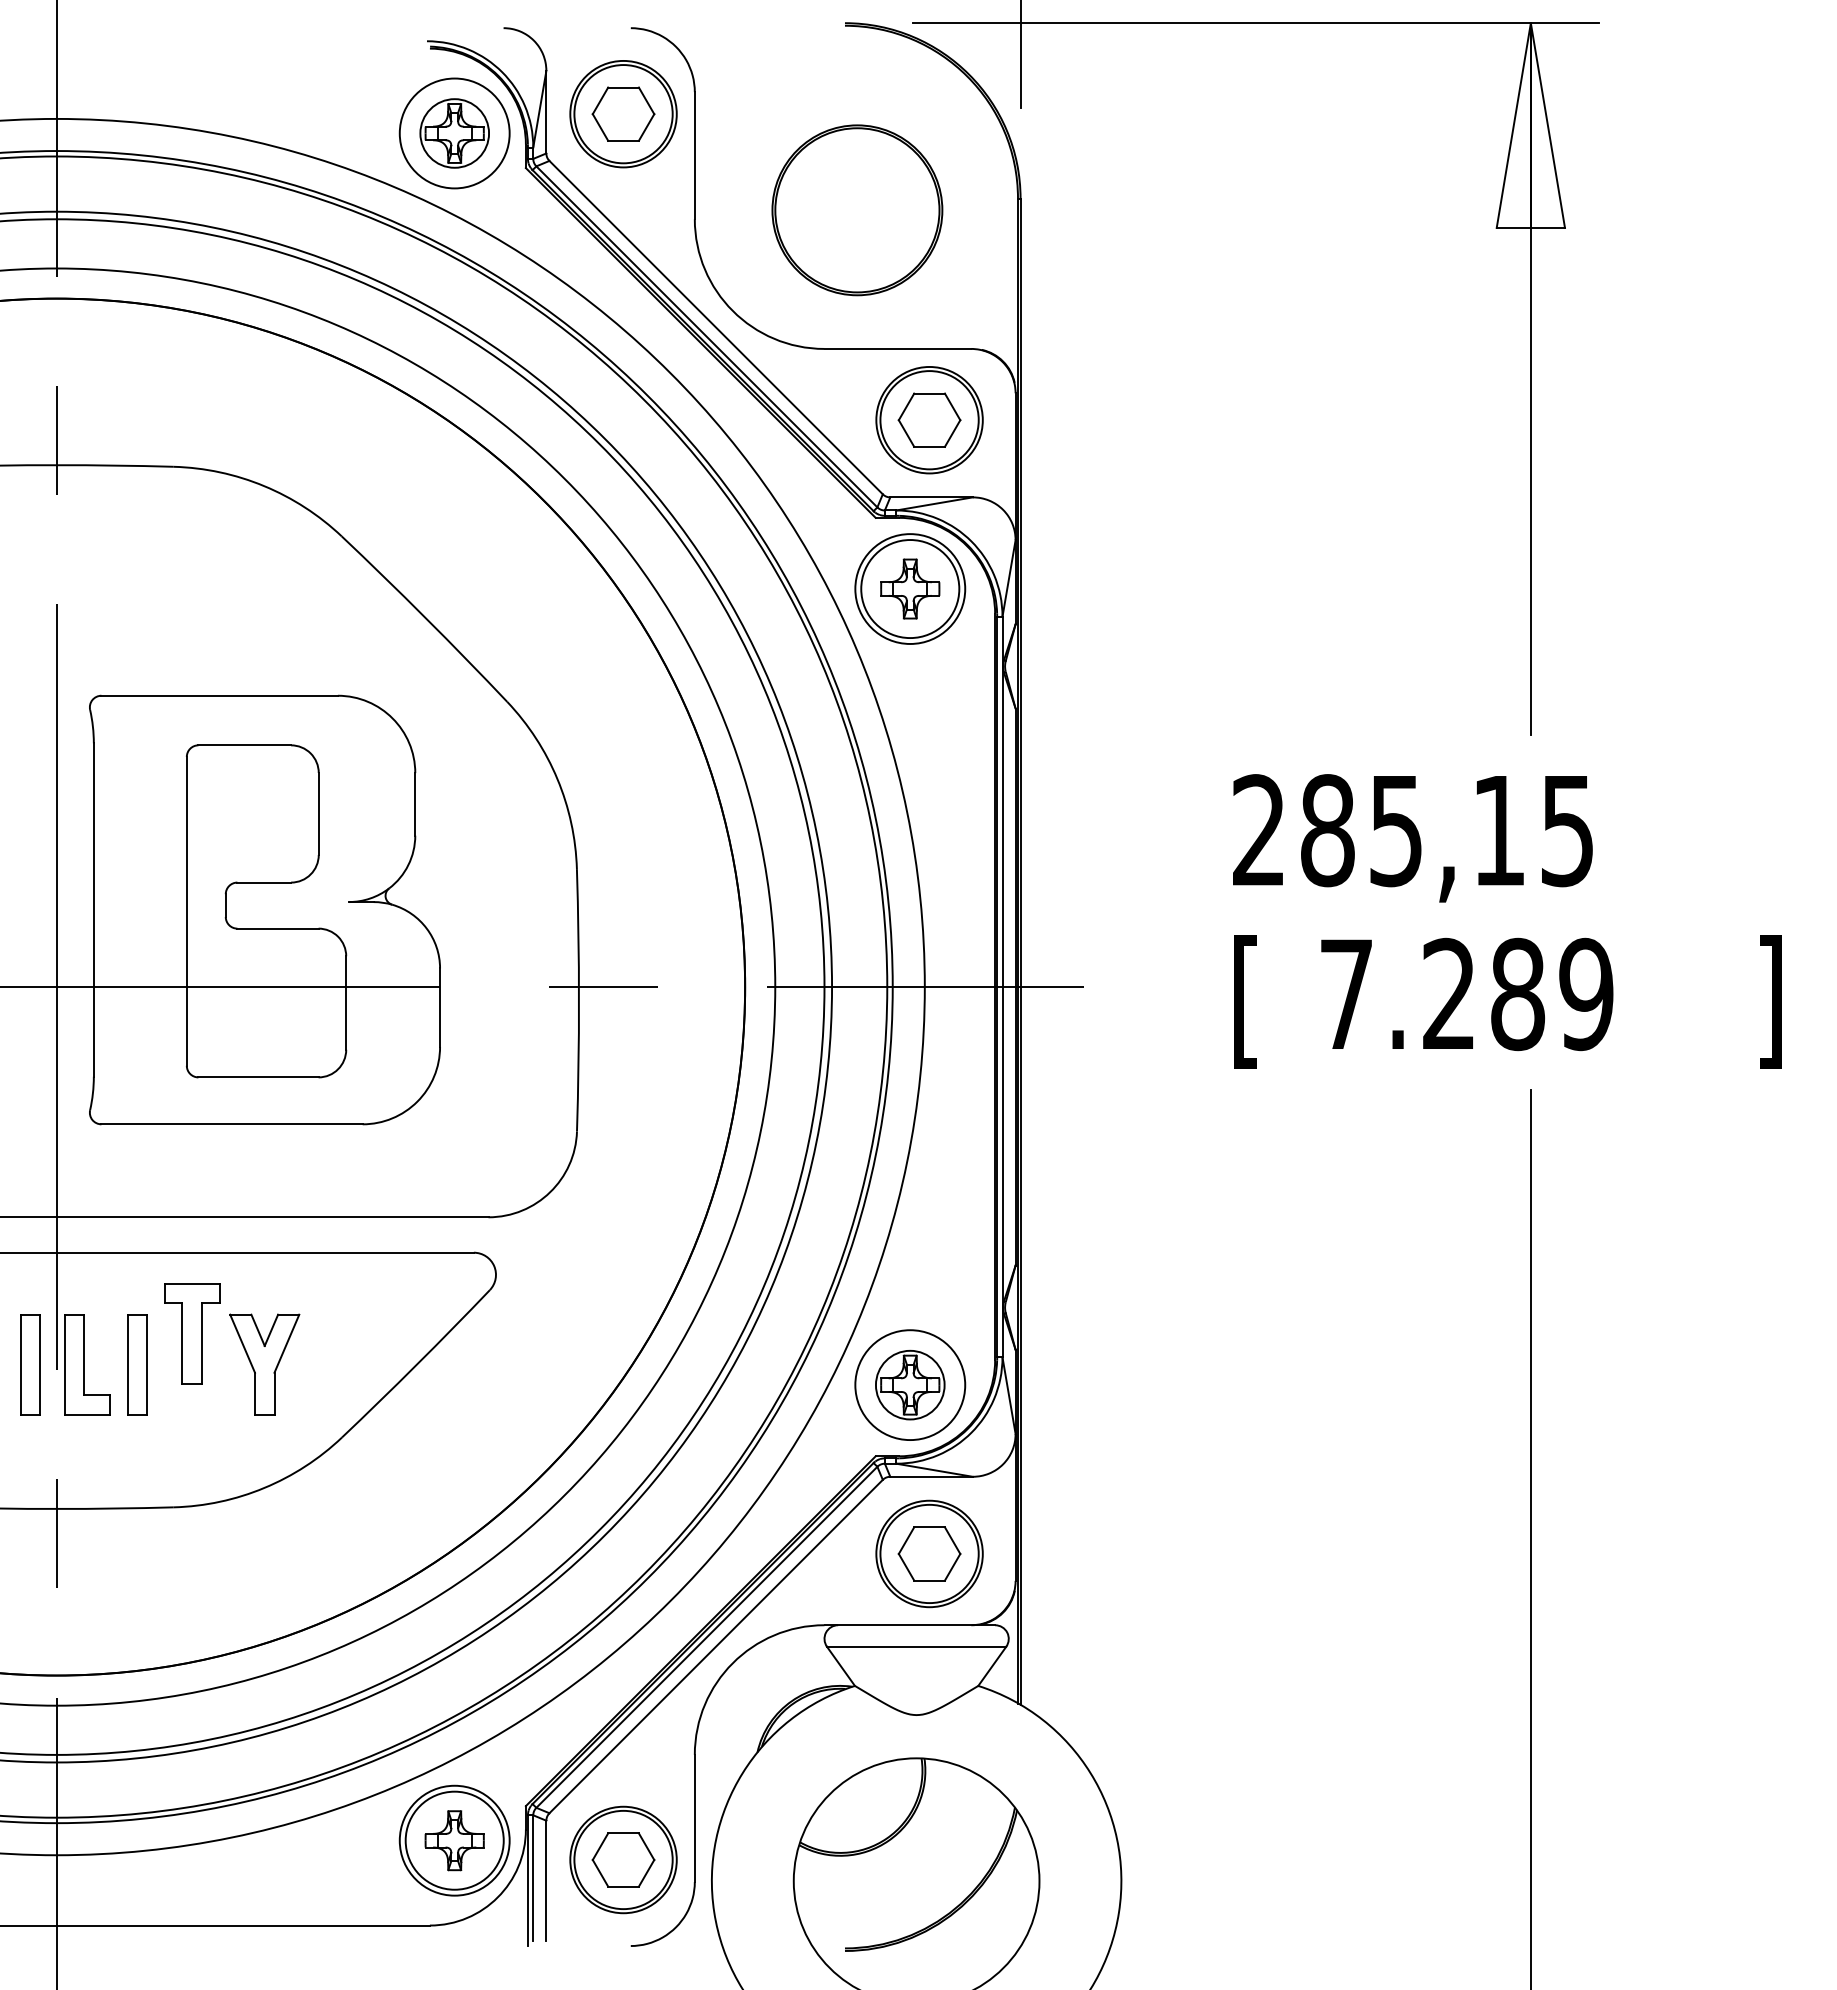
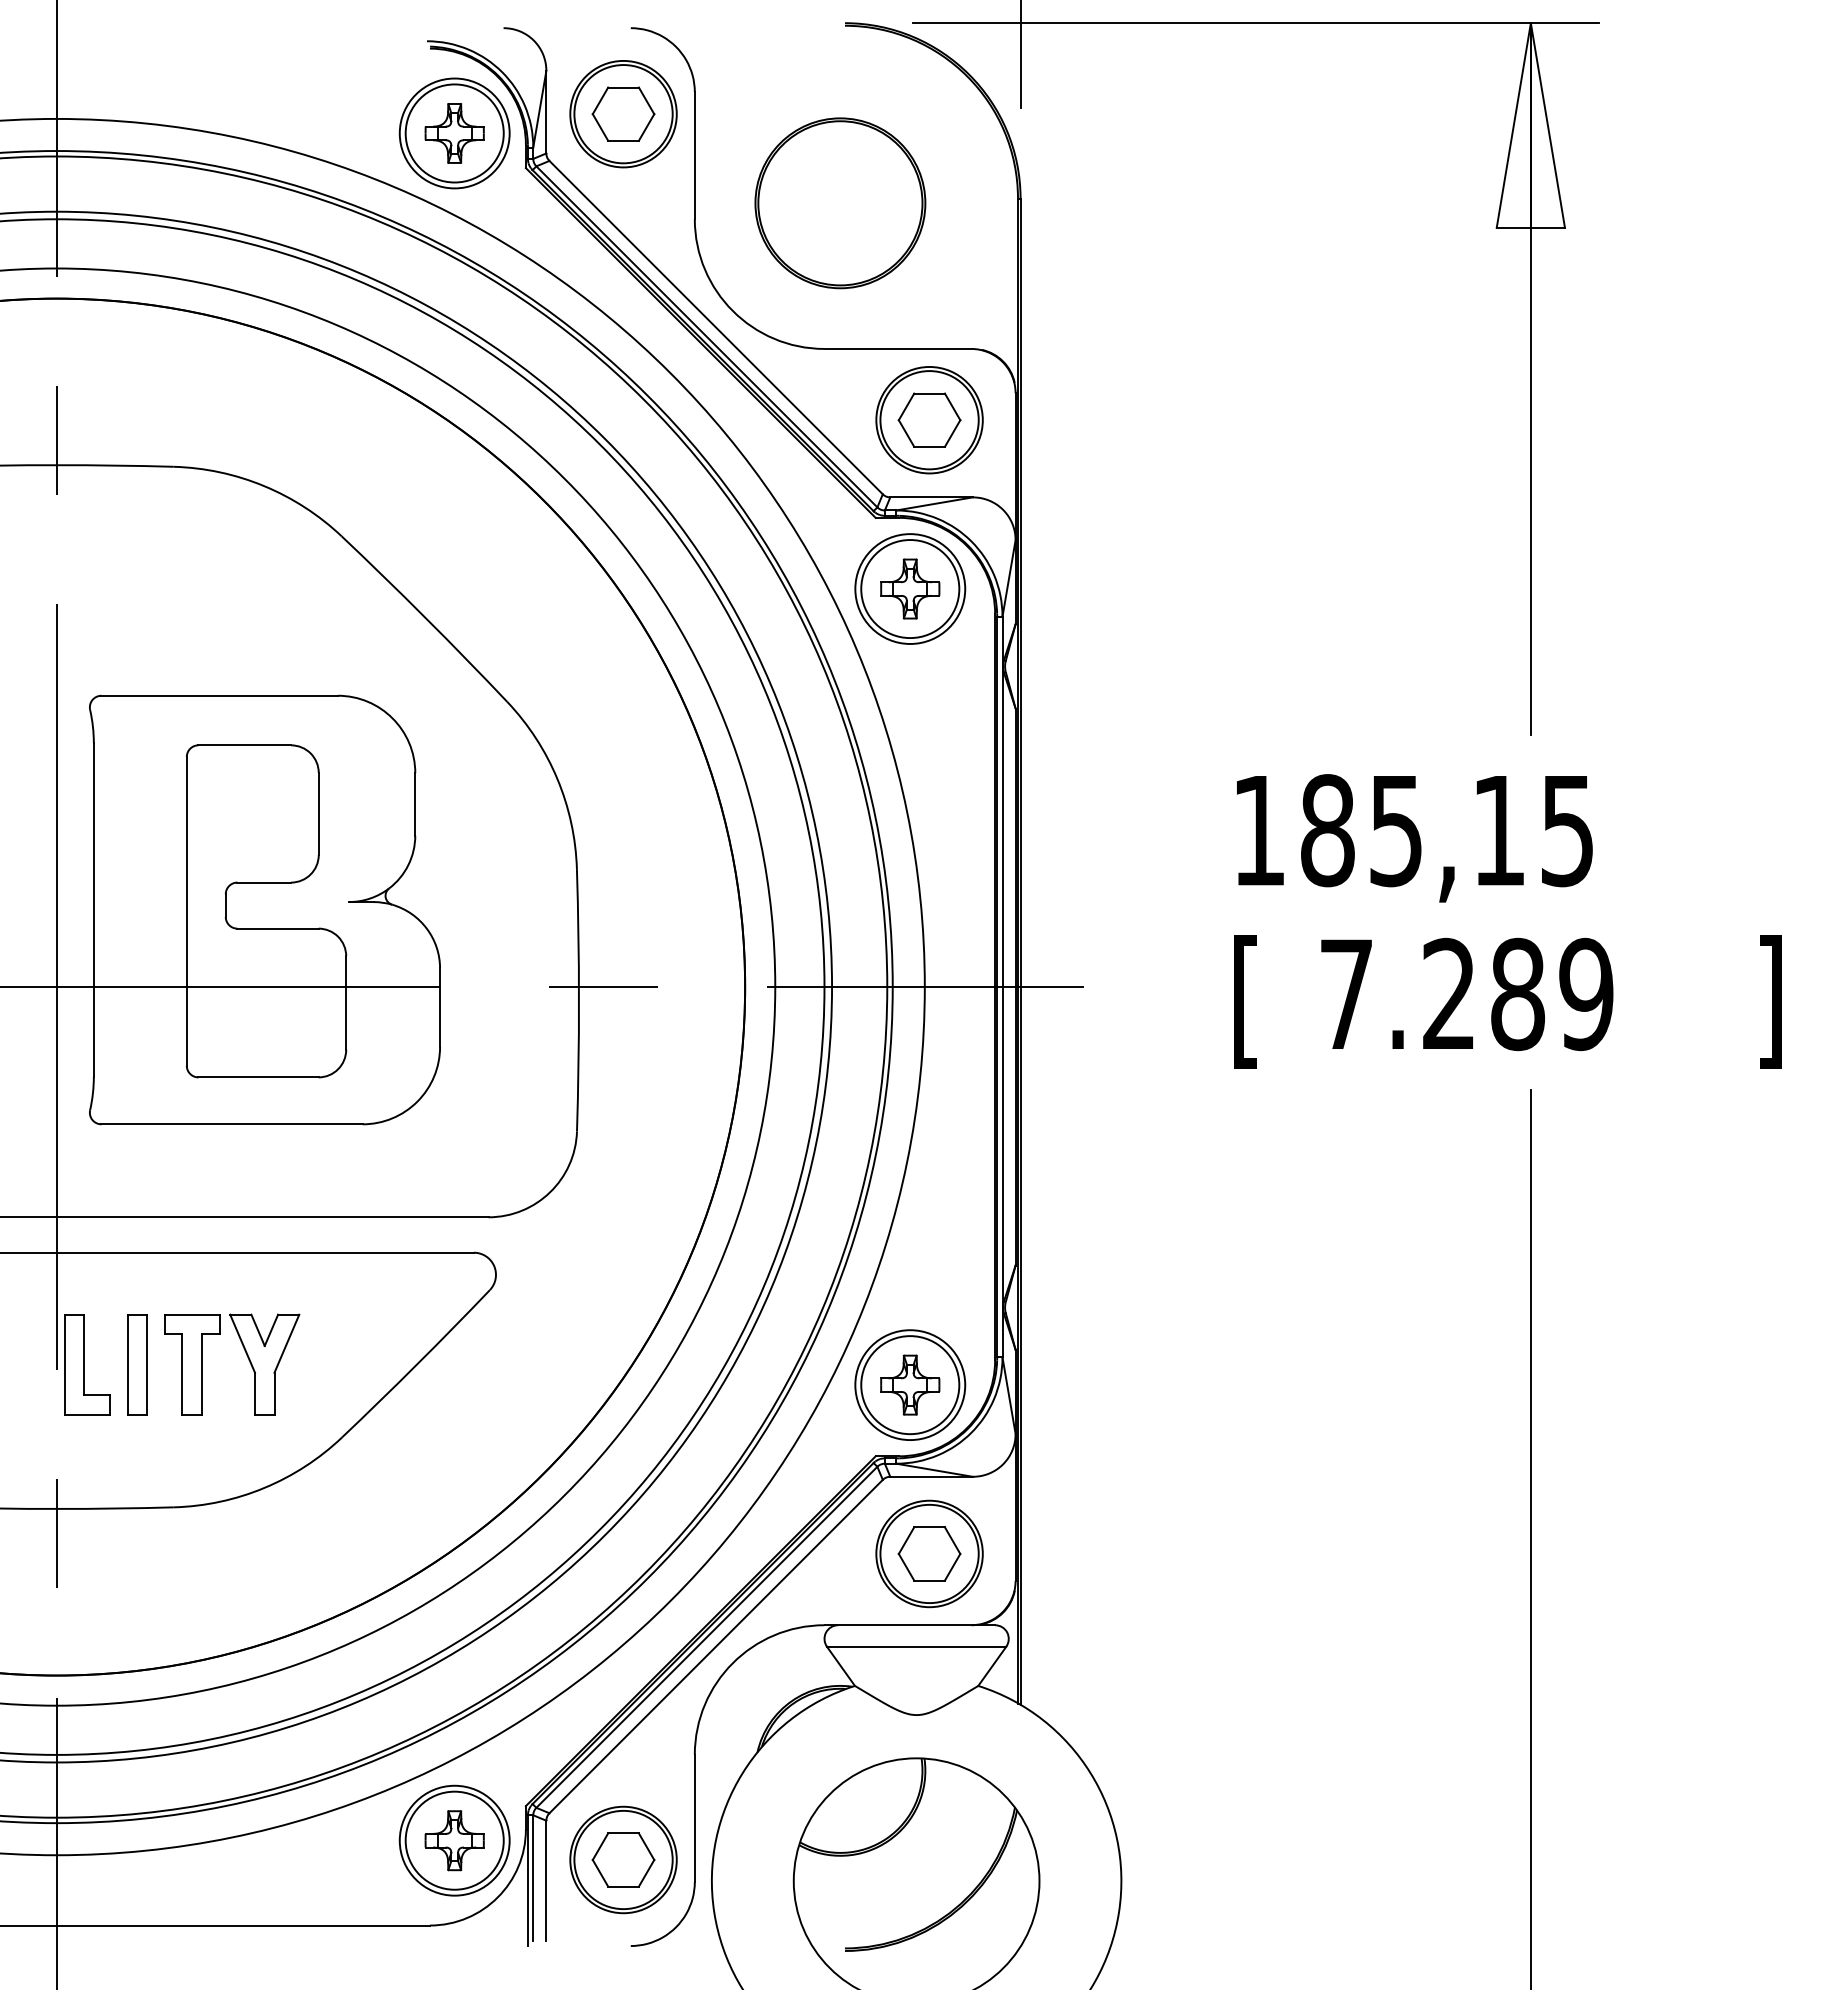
circle diameter: 69 px -> 98 px (454, 133)
part position: (857, 210) -> (840, 203) (840, 203)
text: 285,15 -> 185,15 (1258, 829)
part position: (192, 1333) -> (192, 1364) (192, 1364)
part: present -> none (30, 1364)
circle diameter: 69 px -> 98 px (910, 1385)
